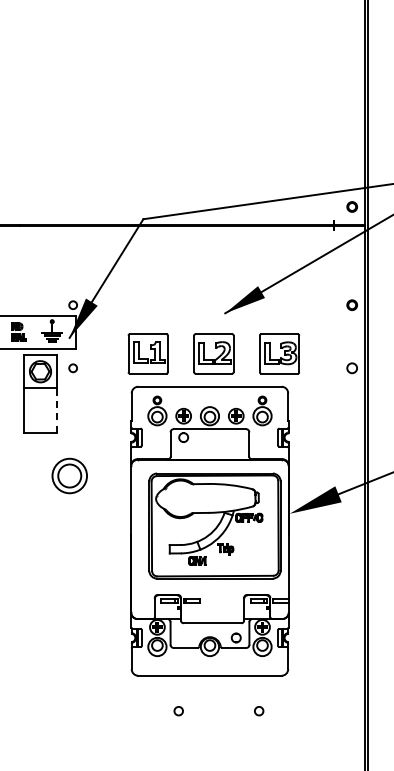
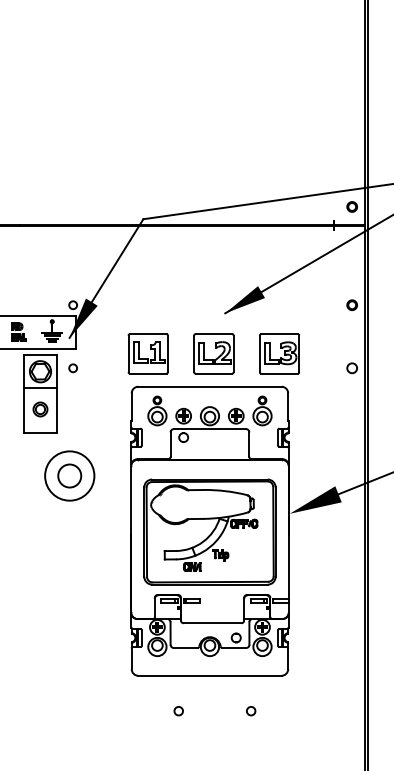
part: none -> present (40, 409)
line: dashed -> solid (56, 409)
circle diameter: 35 px -> 49 px (69, 475)
part position: (214, 525) -> (209, 531) (209, 531)
circle position: (259, 711) -> (251, 711) (251, 711)
